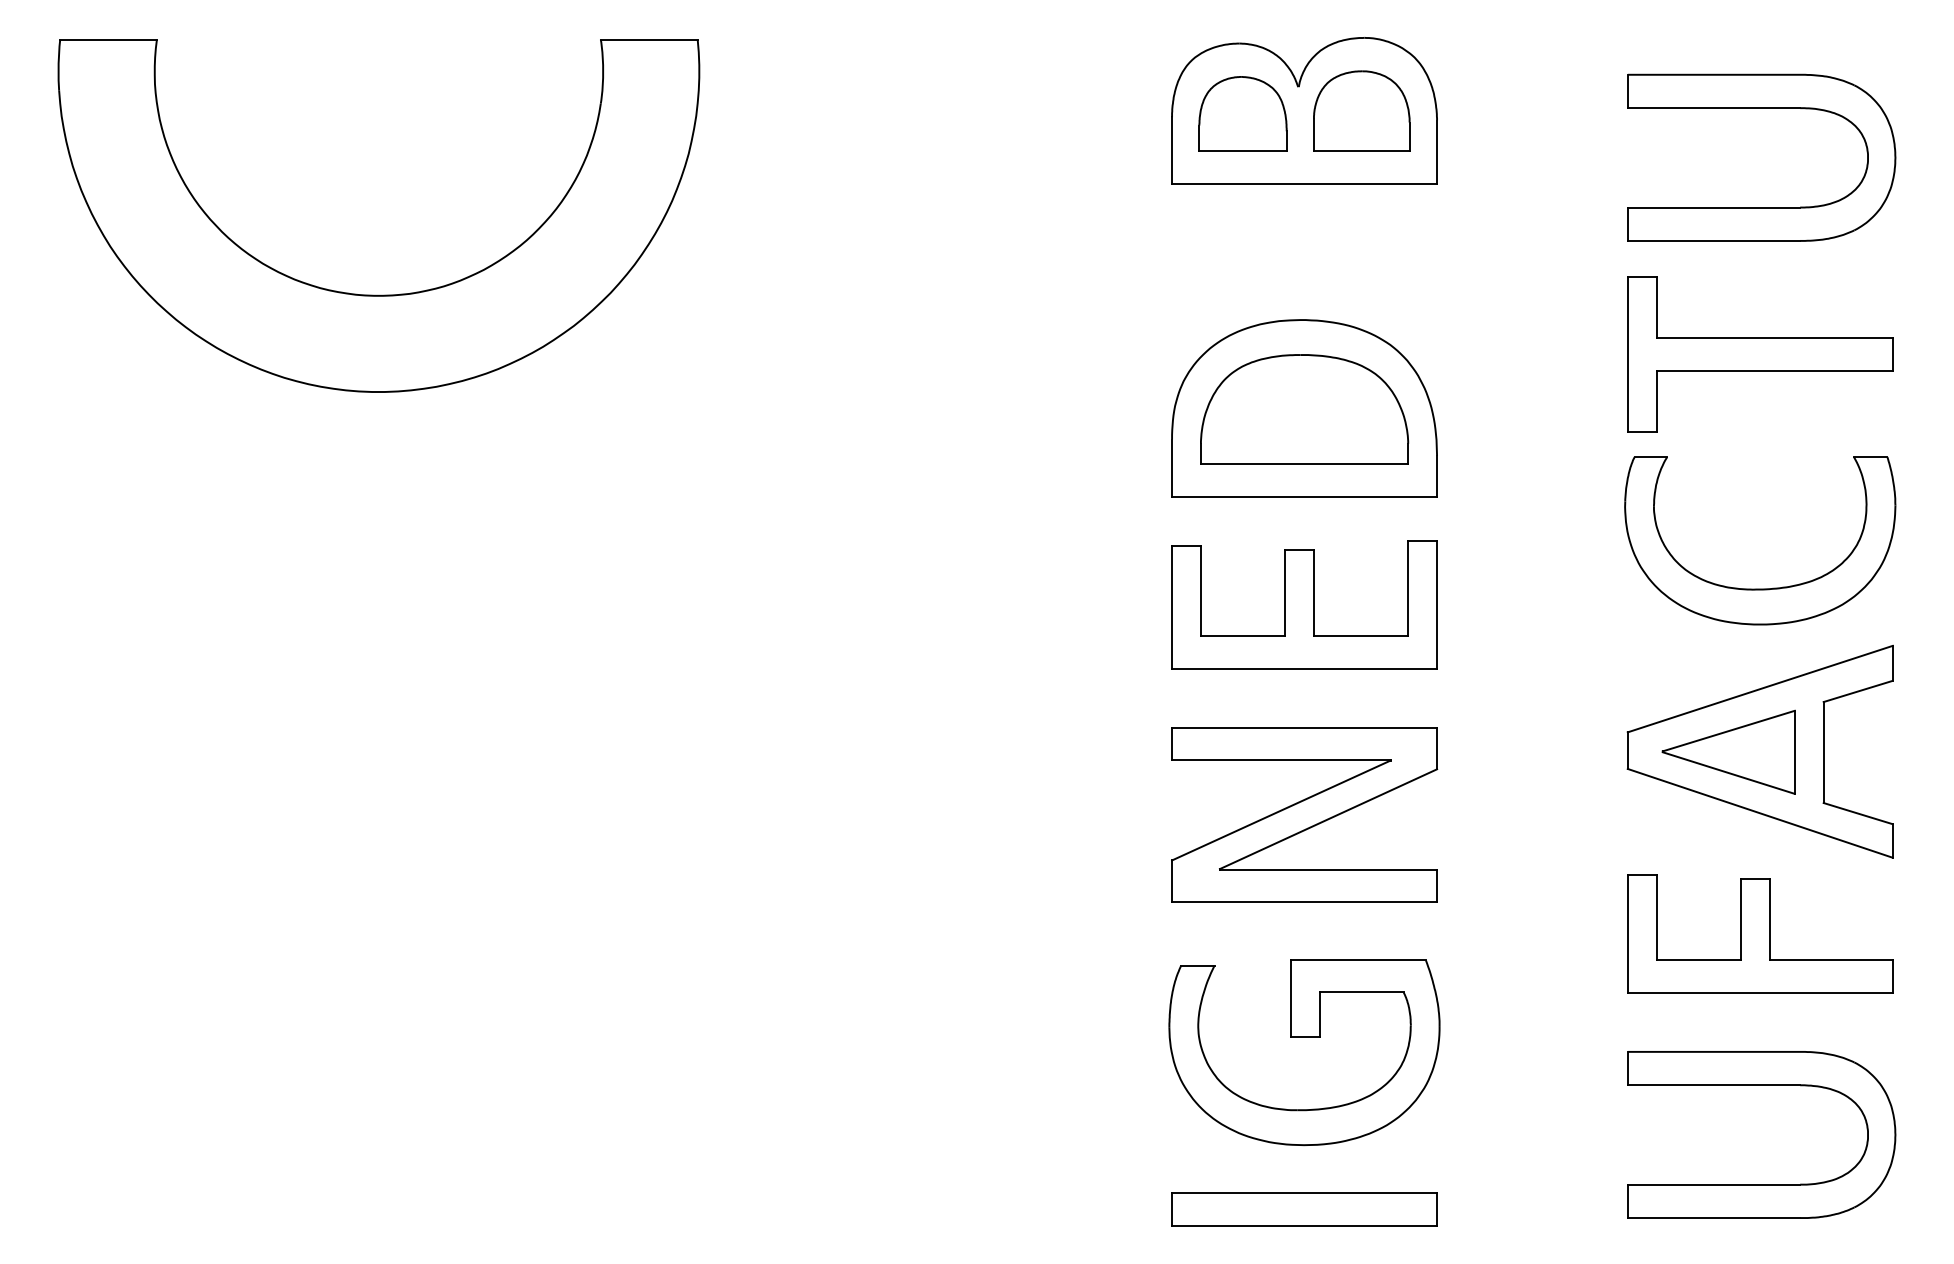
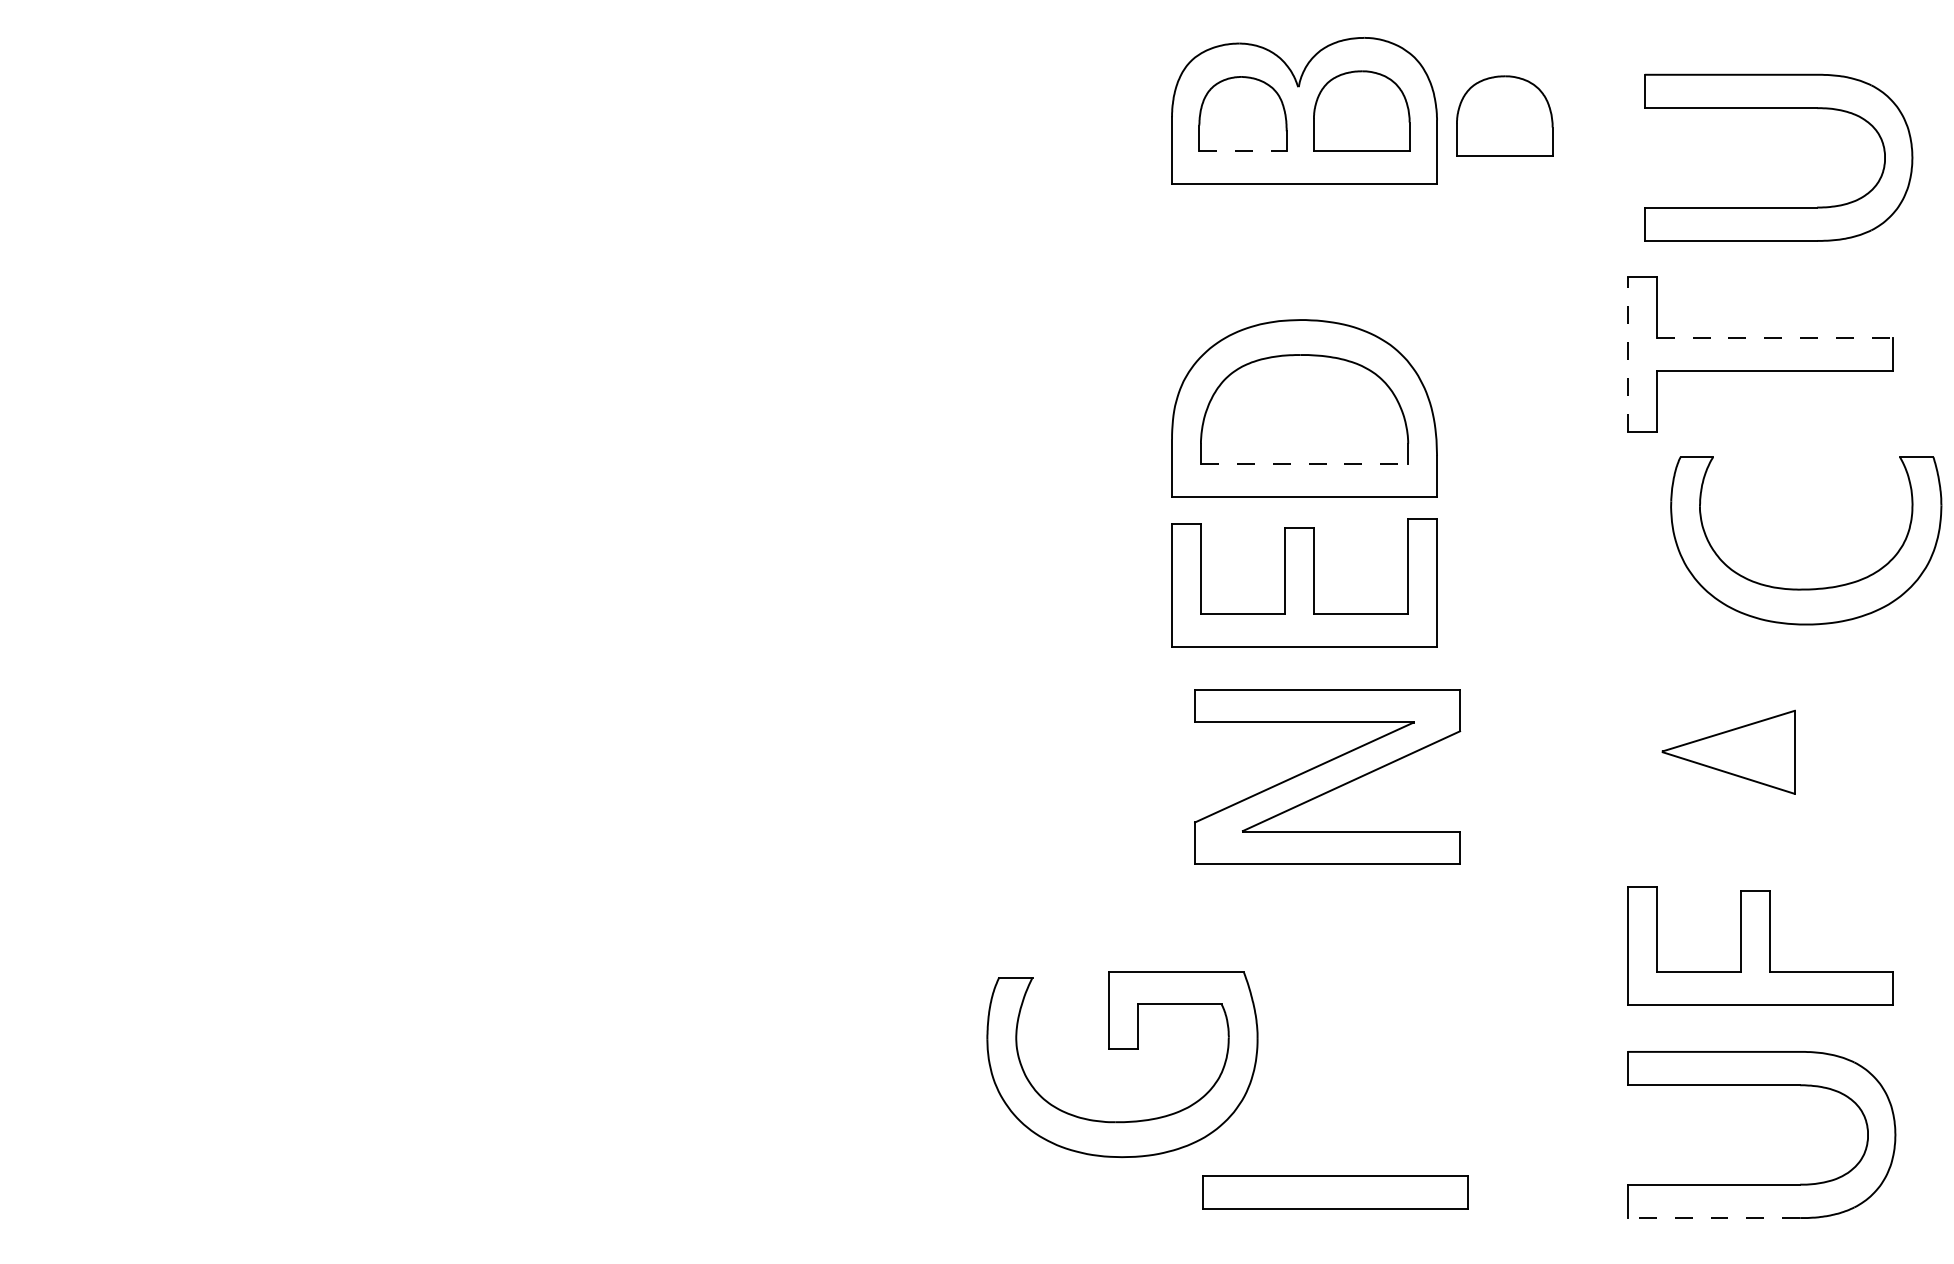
part position: (1761, 108) -> (1778, 108) (1778, 108)
part: none -> present (1504, 115)
line: solid -> dashed (1243, 151)
part: present -> none (378, 294)
line: solid -> dashed (1775, 337)
line: solid -> dashed (1627, 354)
line: solid -> dashed (1304, 463)
part position: (1760, 588) -> (1806, 588) (1806, 588)
part position: (1304, 604) -> (1304, 582) (1304, 582)
part: present -> none (1759, 751)
part position: (1304, 814) -> (1327, 776) (1327, 776)
part position: (1760, 933) -> (1760, 945) (1760, 945)
part position: (1304, 1037) -> (1122, 1049) (1122, 1049)
part position: (1304, 1209) -> (1335, 1192) (1335, 1192)
line: solid -> dashed (1713, 1218)
